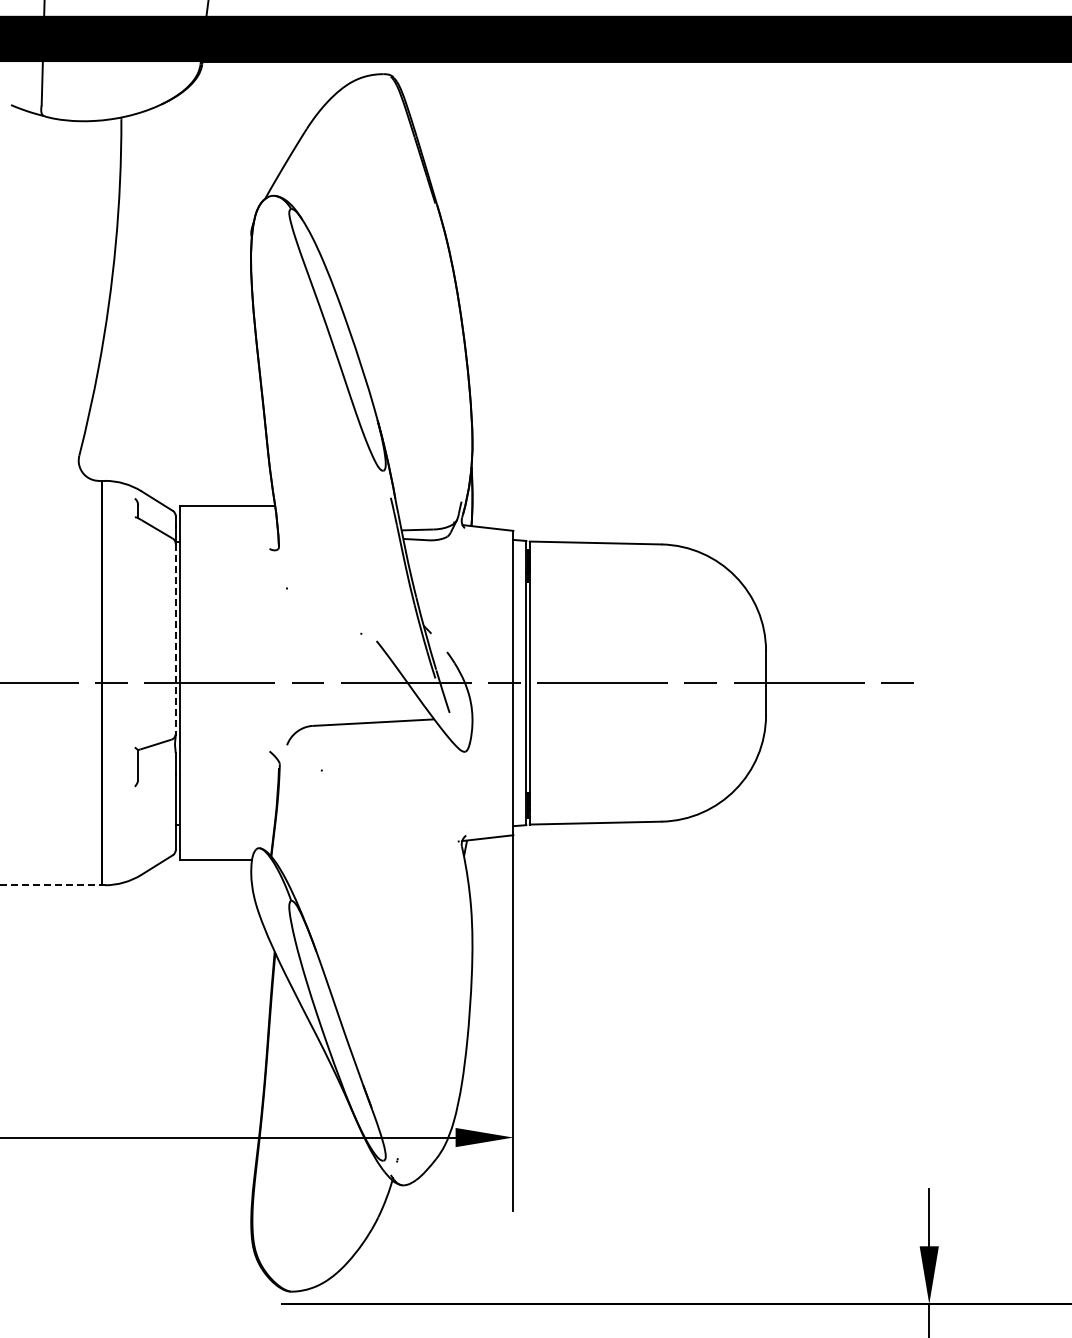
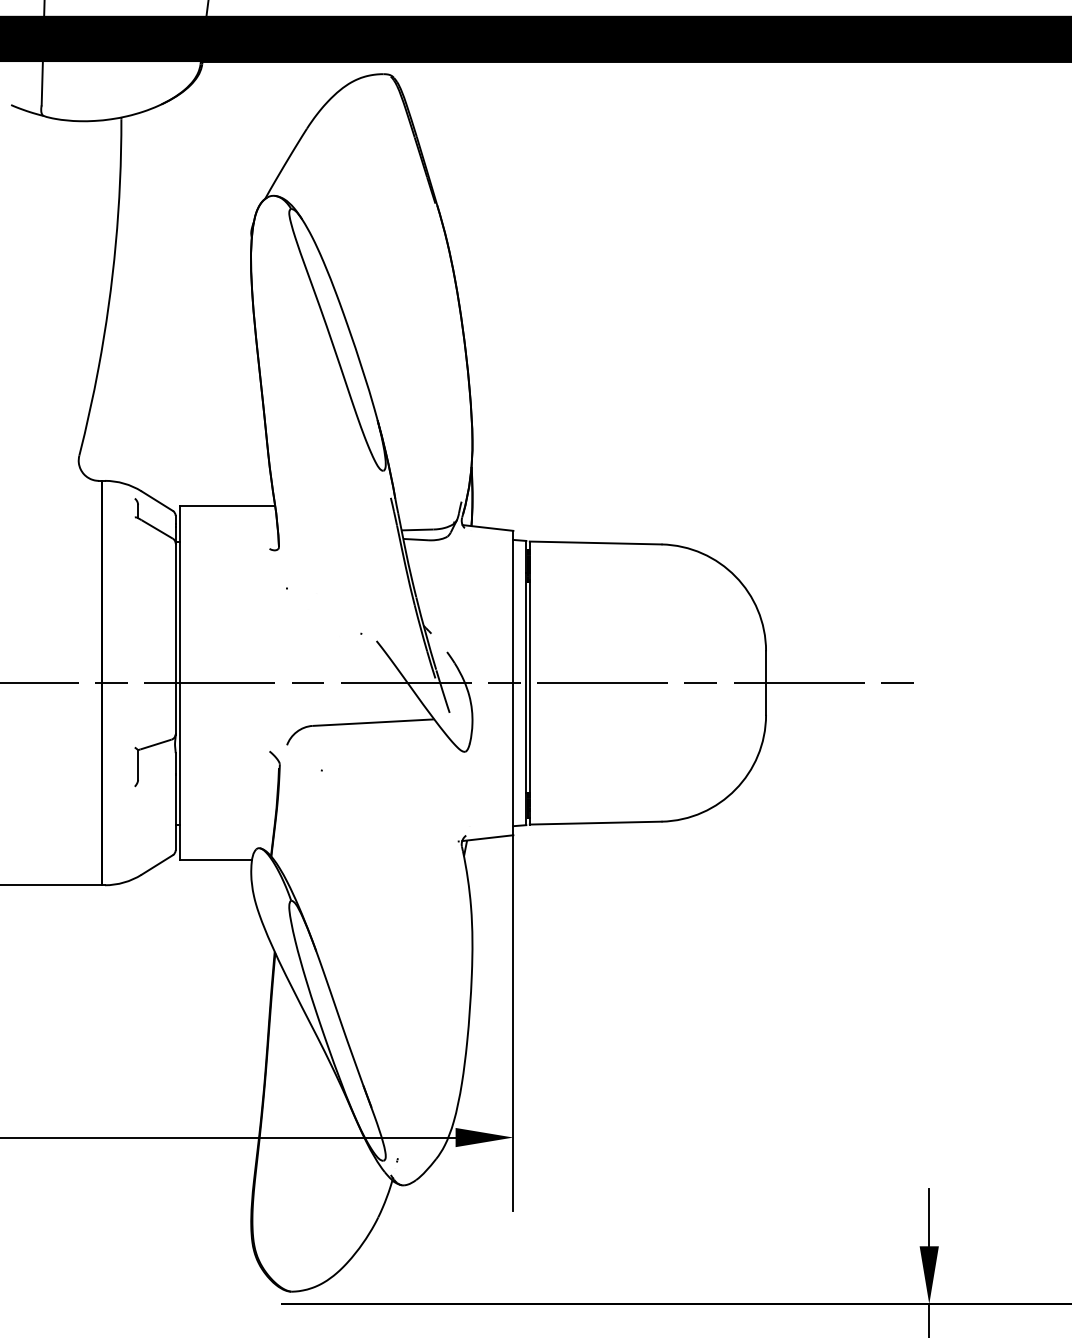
line: dashed -> solid (175, 639)
line: dashed -> solid (51, 885)
